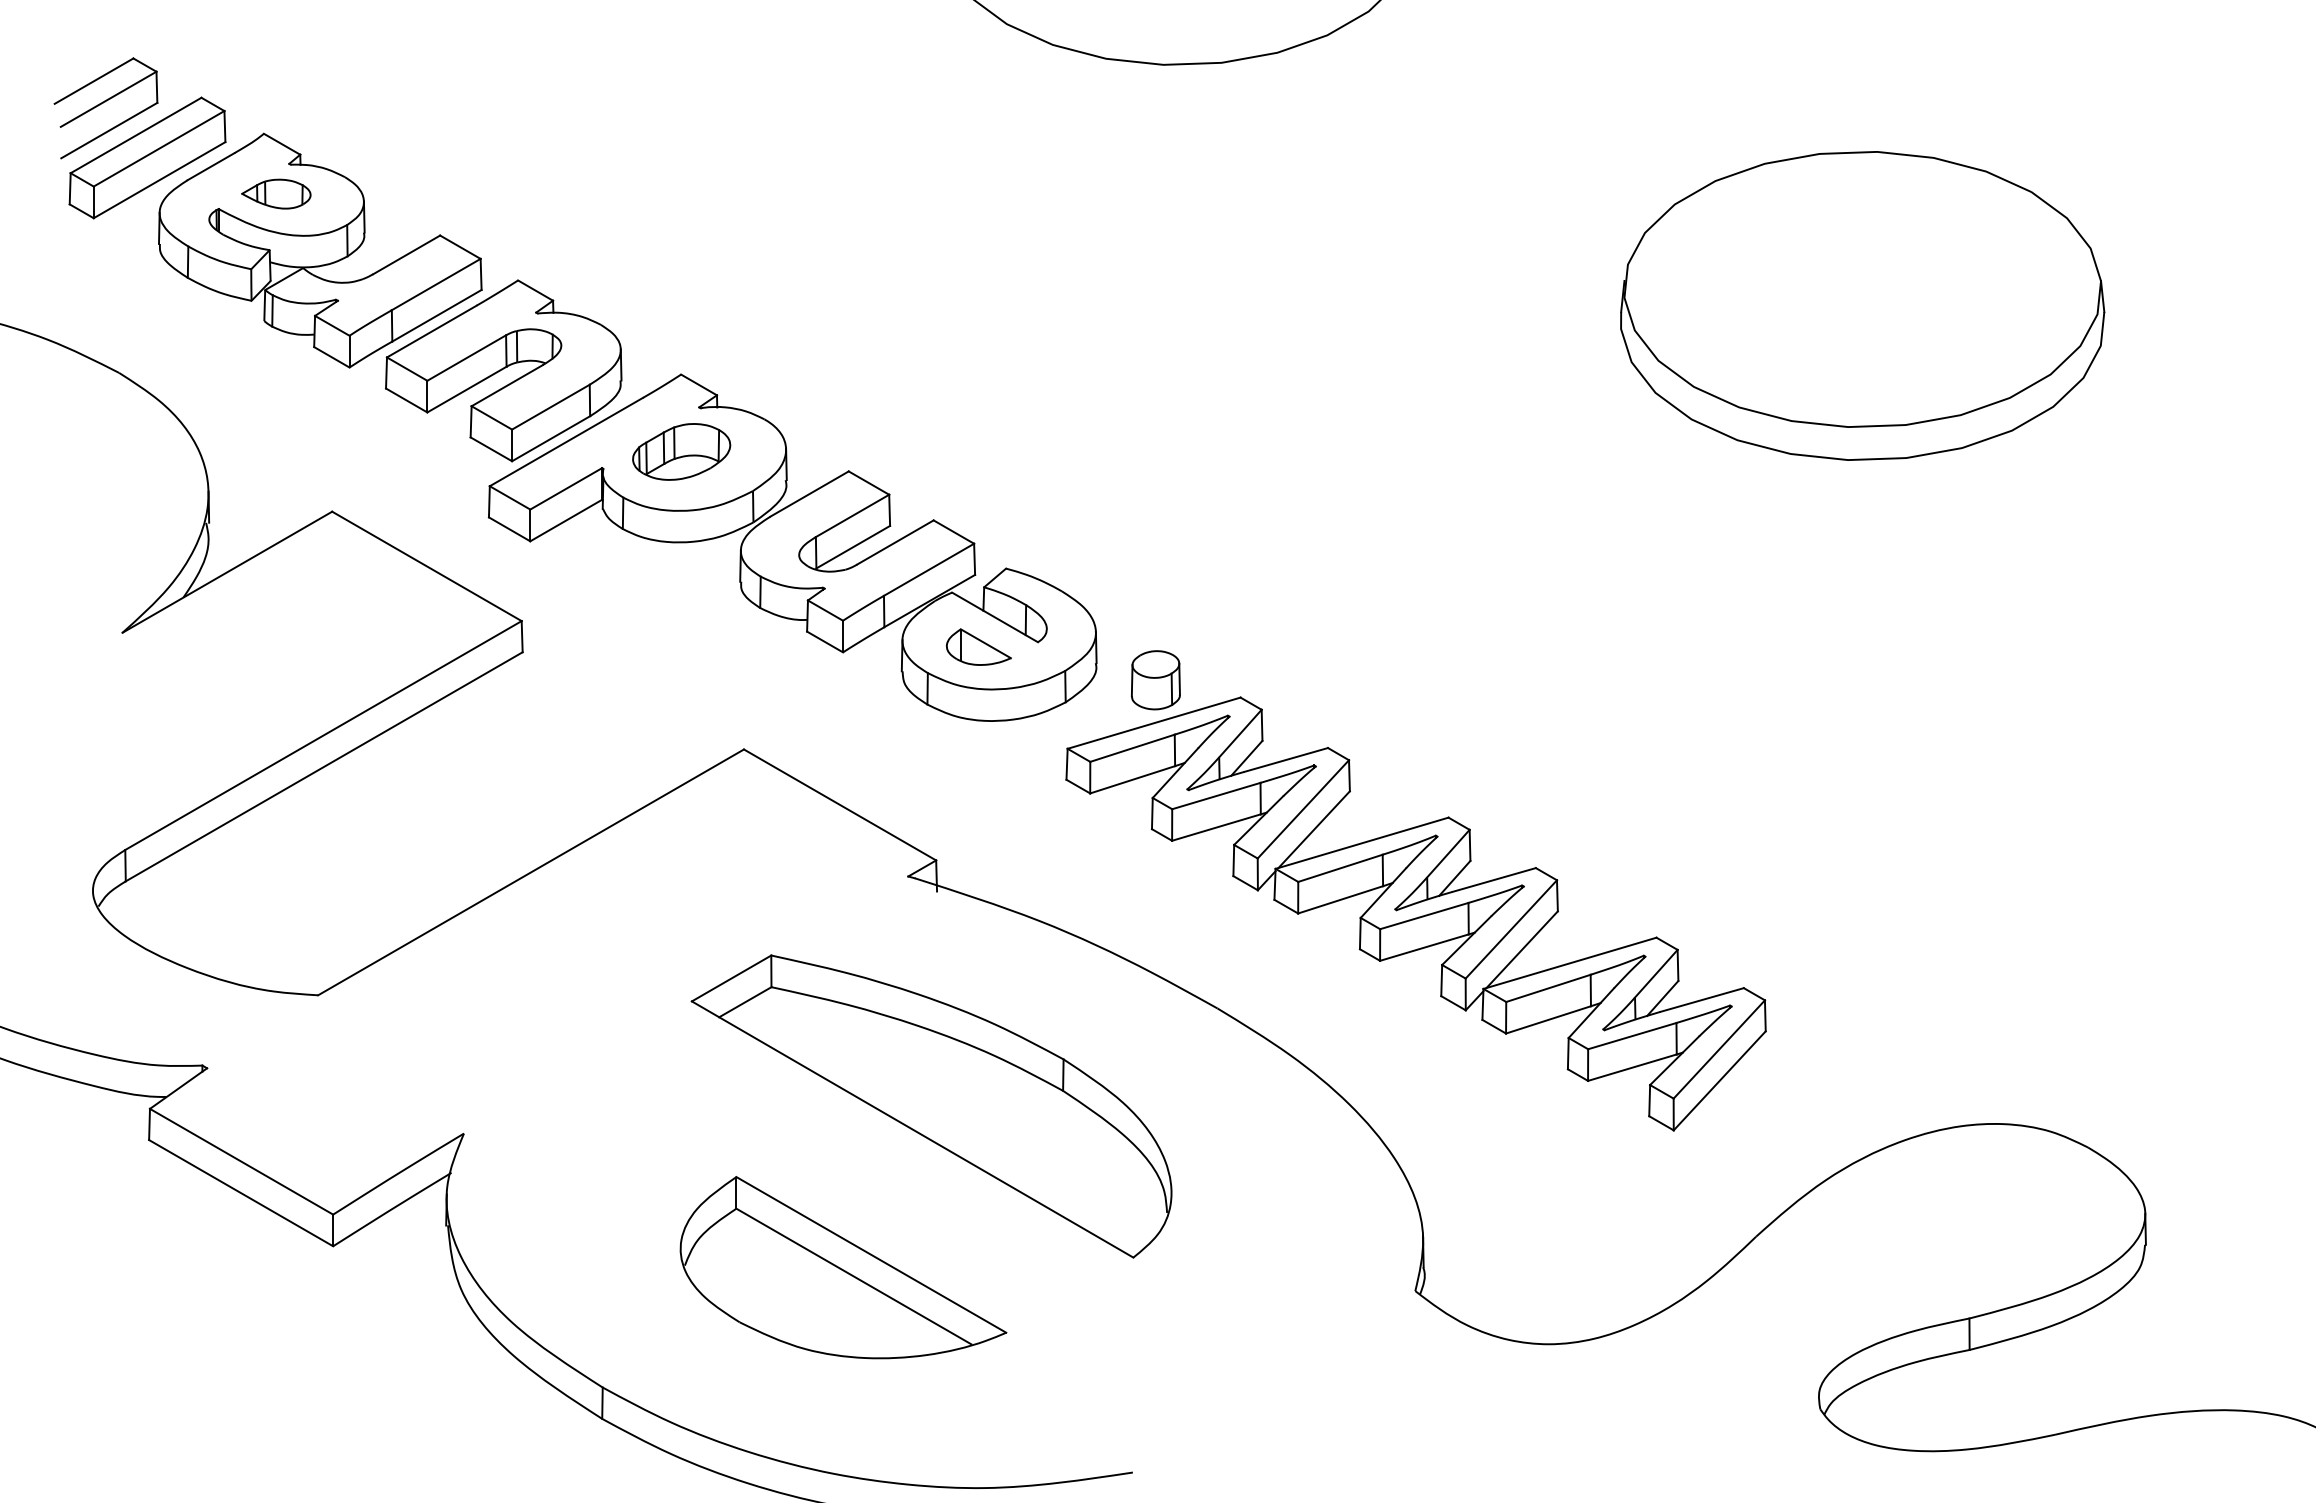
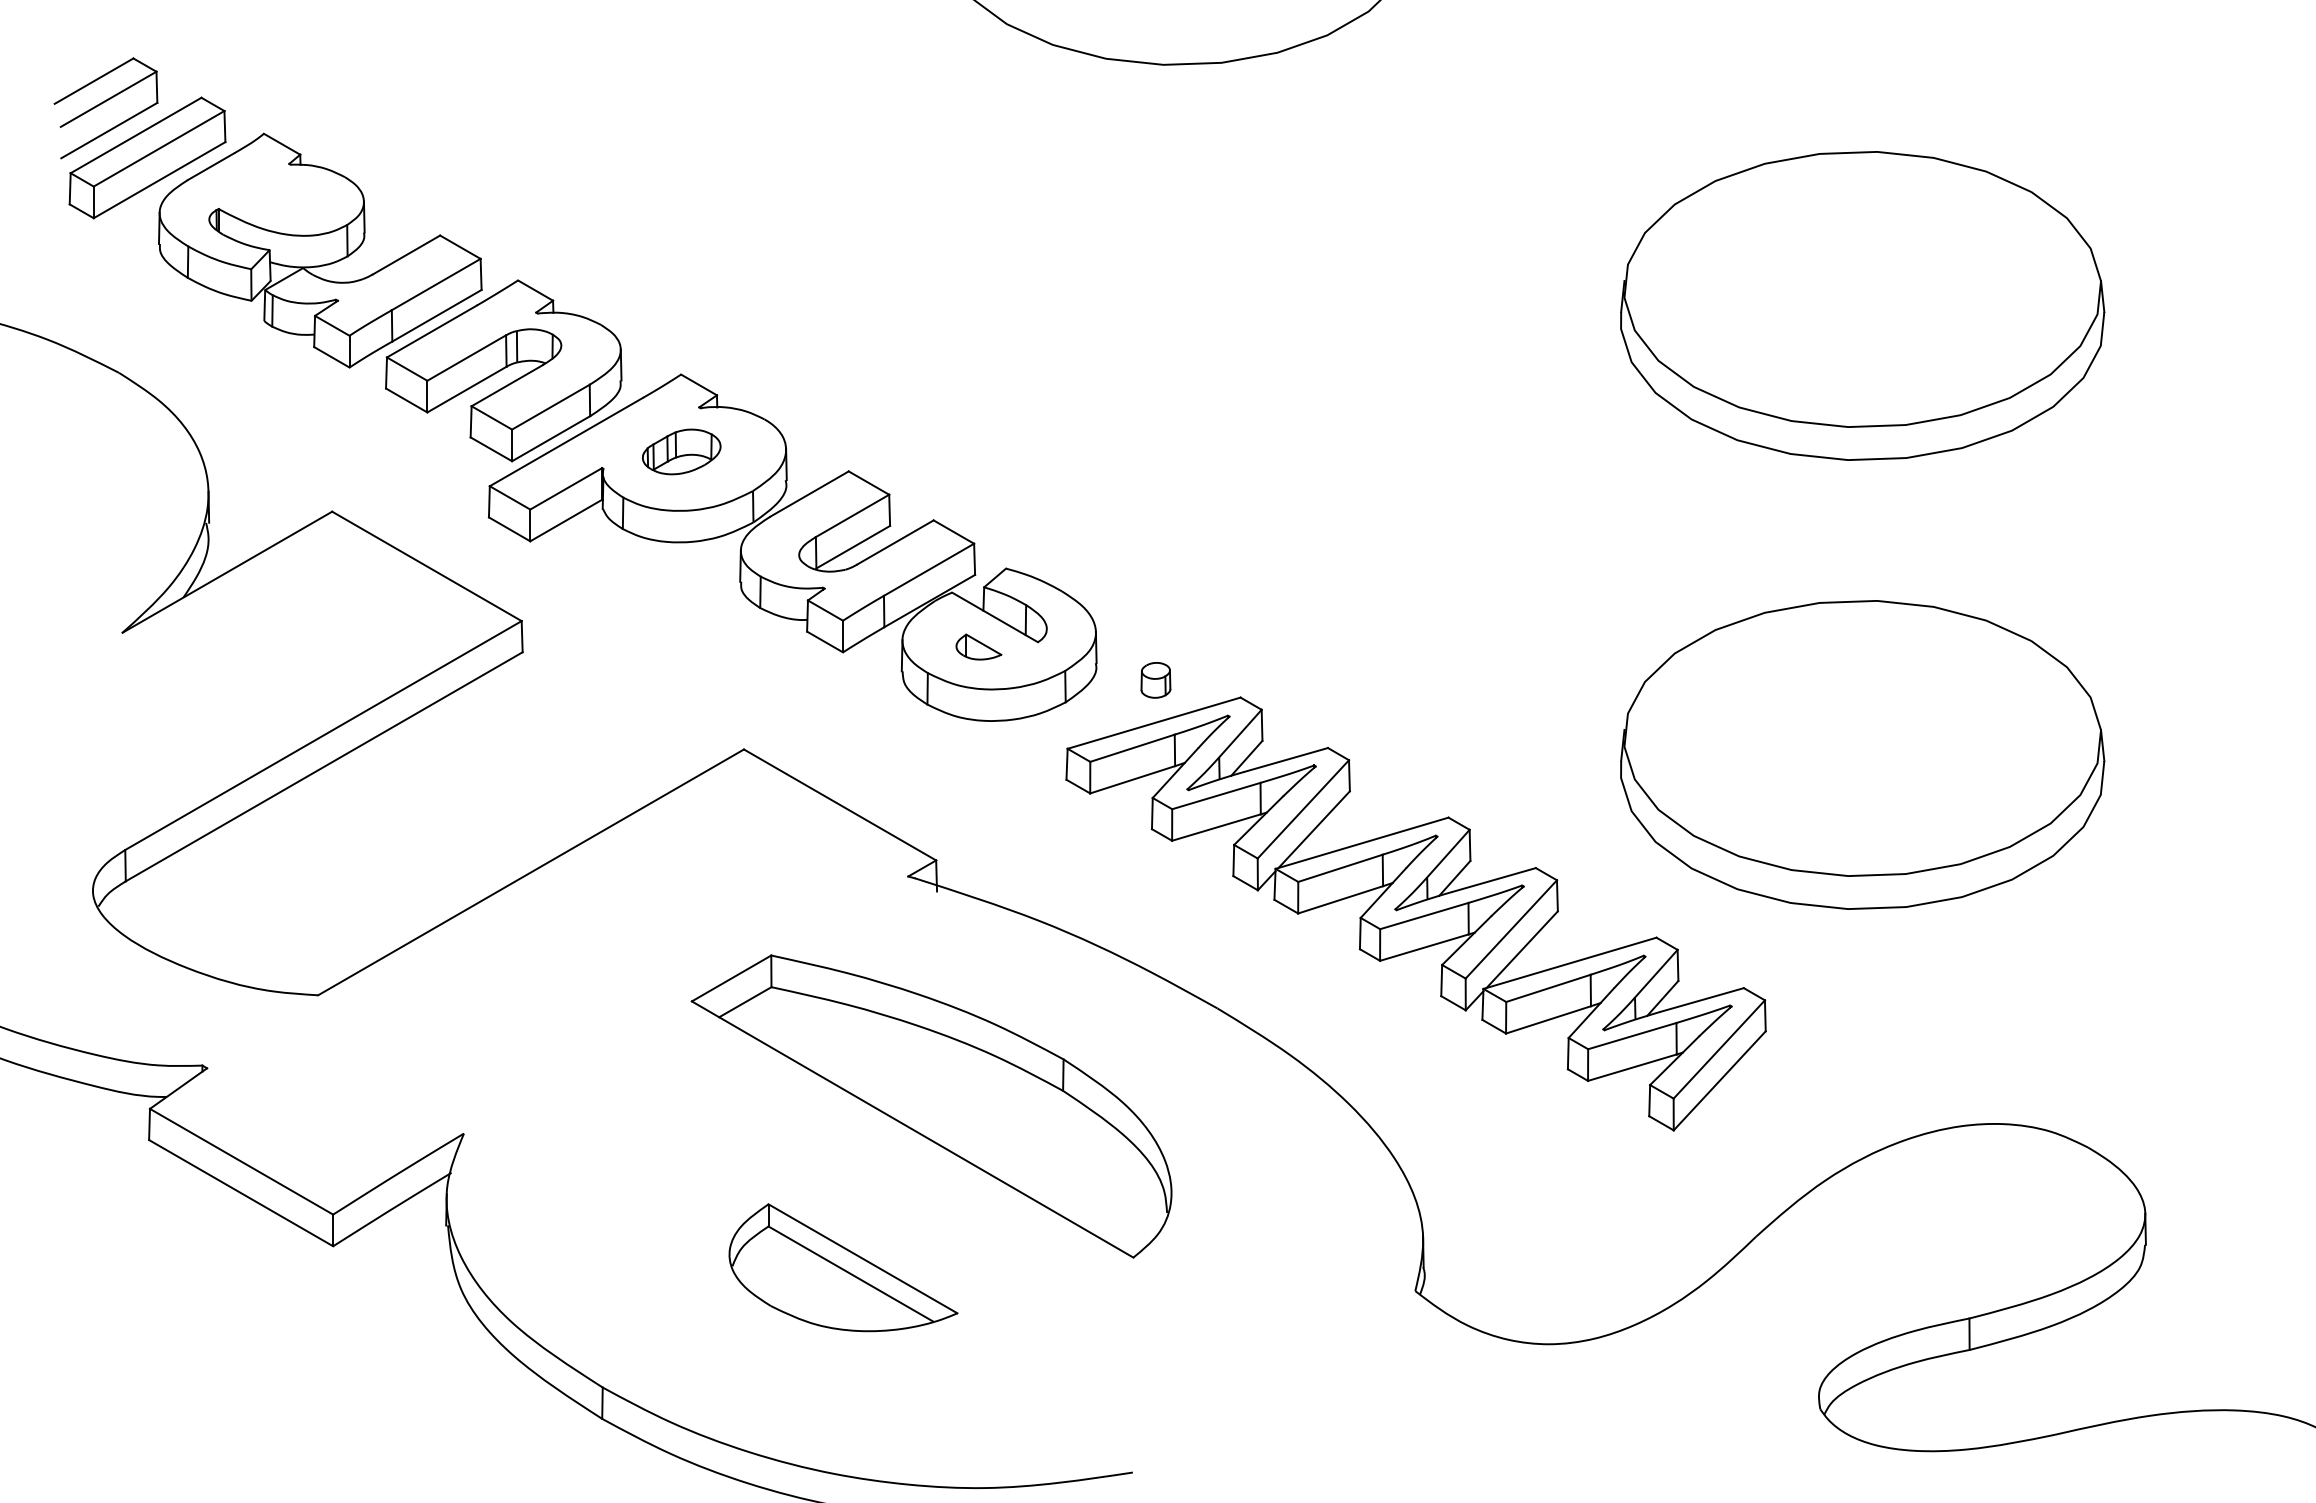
part: present -> none (276, 193)
part size: 100x58 px -> 80x48 px (681, 451)
part size: 66x38 px -> 48x28 px (978, 646)
part size: 50x61 px -> 32x37 px (1155, 680)
part: none -> present (1862, 754)
part size: 329x184 px -> 231x130 px (843, 1267)
